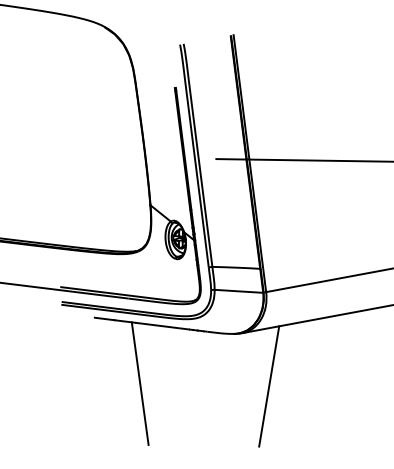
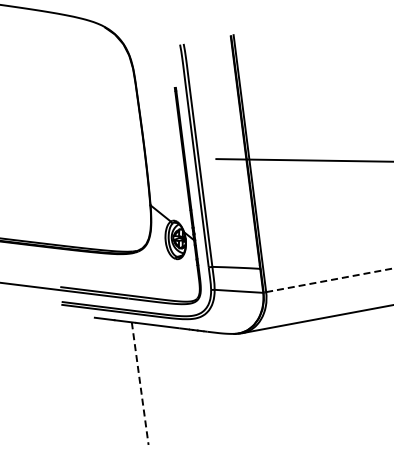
line: solid -> dashed (330, 280)
line: solid -> dashed (140, 383)
line: present -> none (269, 386)
